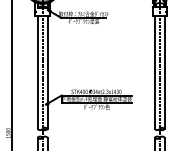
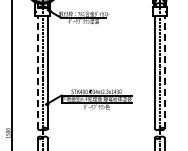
line: solid -> dashed (37, 72)
line: solid -> dashed (164, 72)
